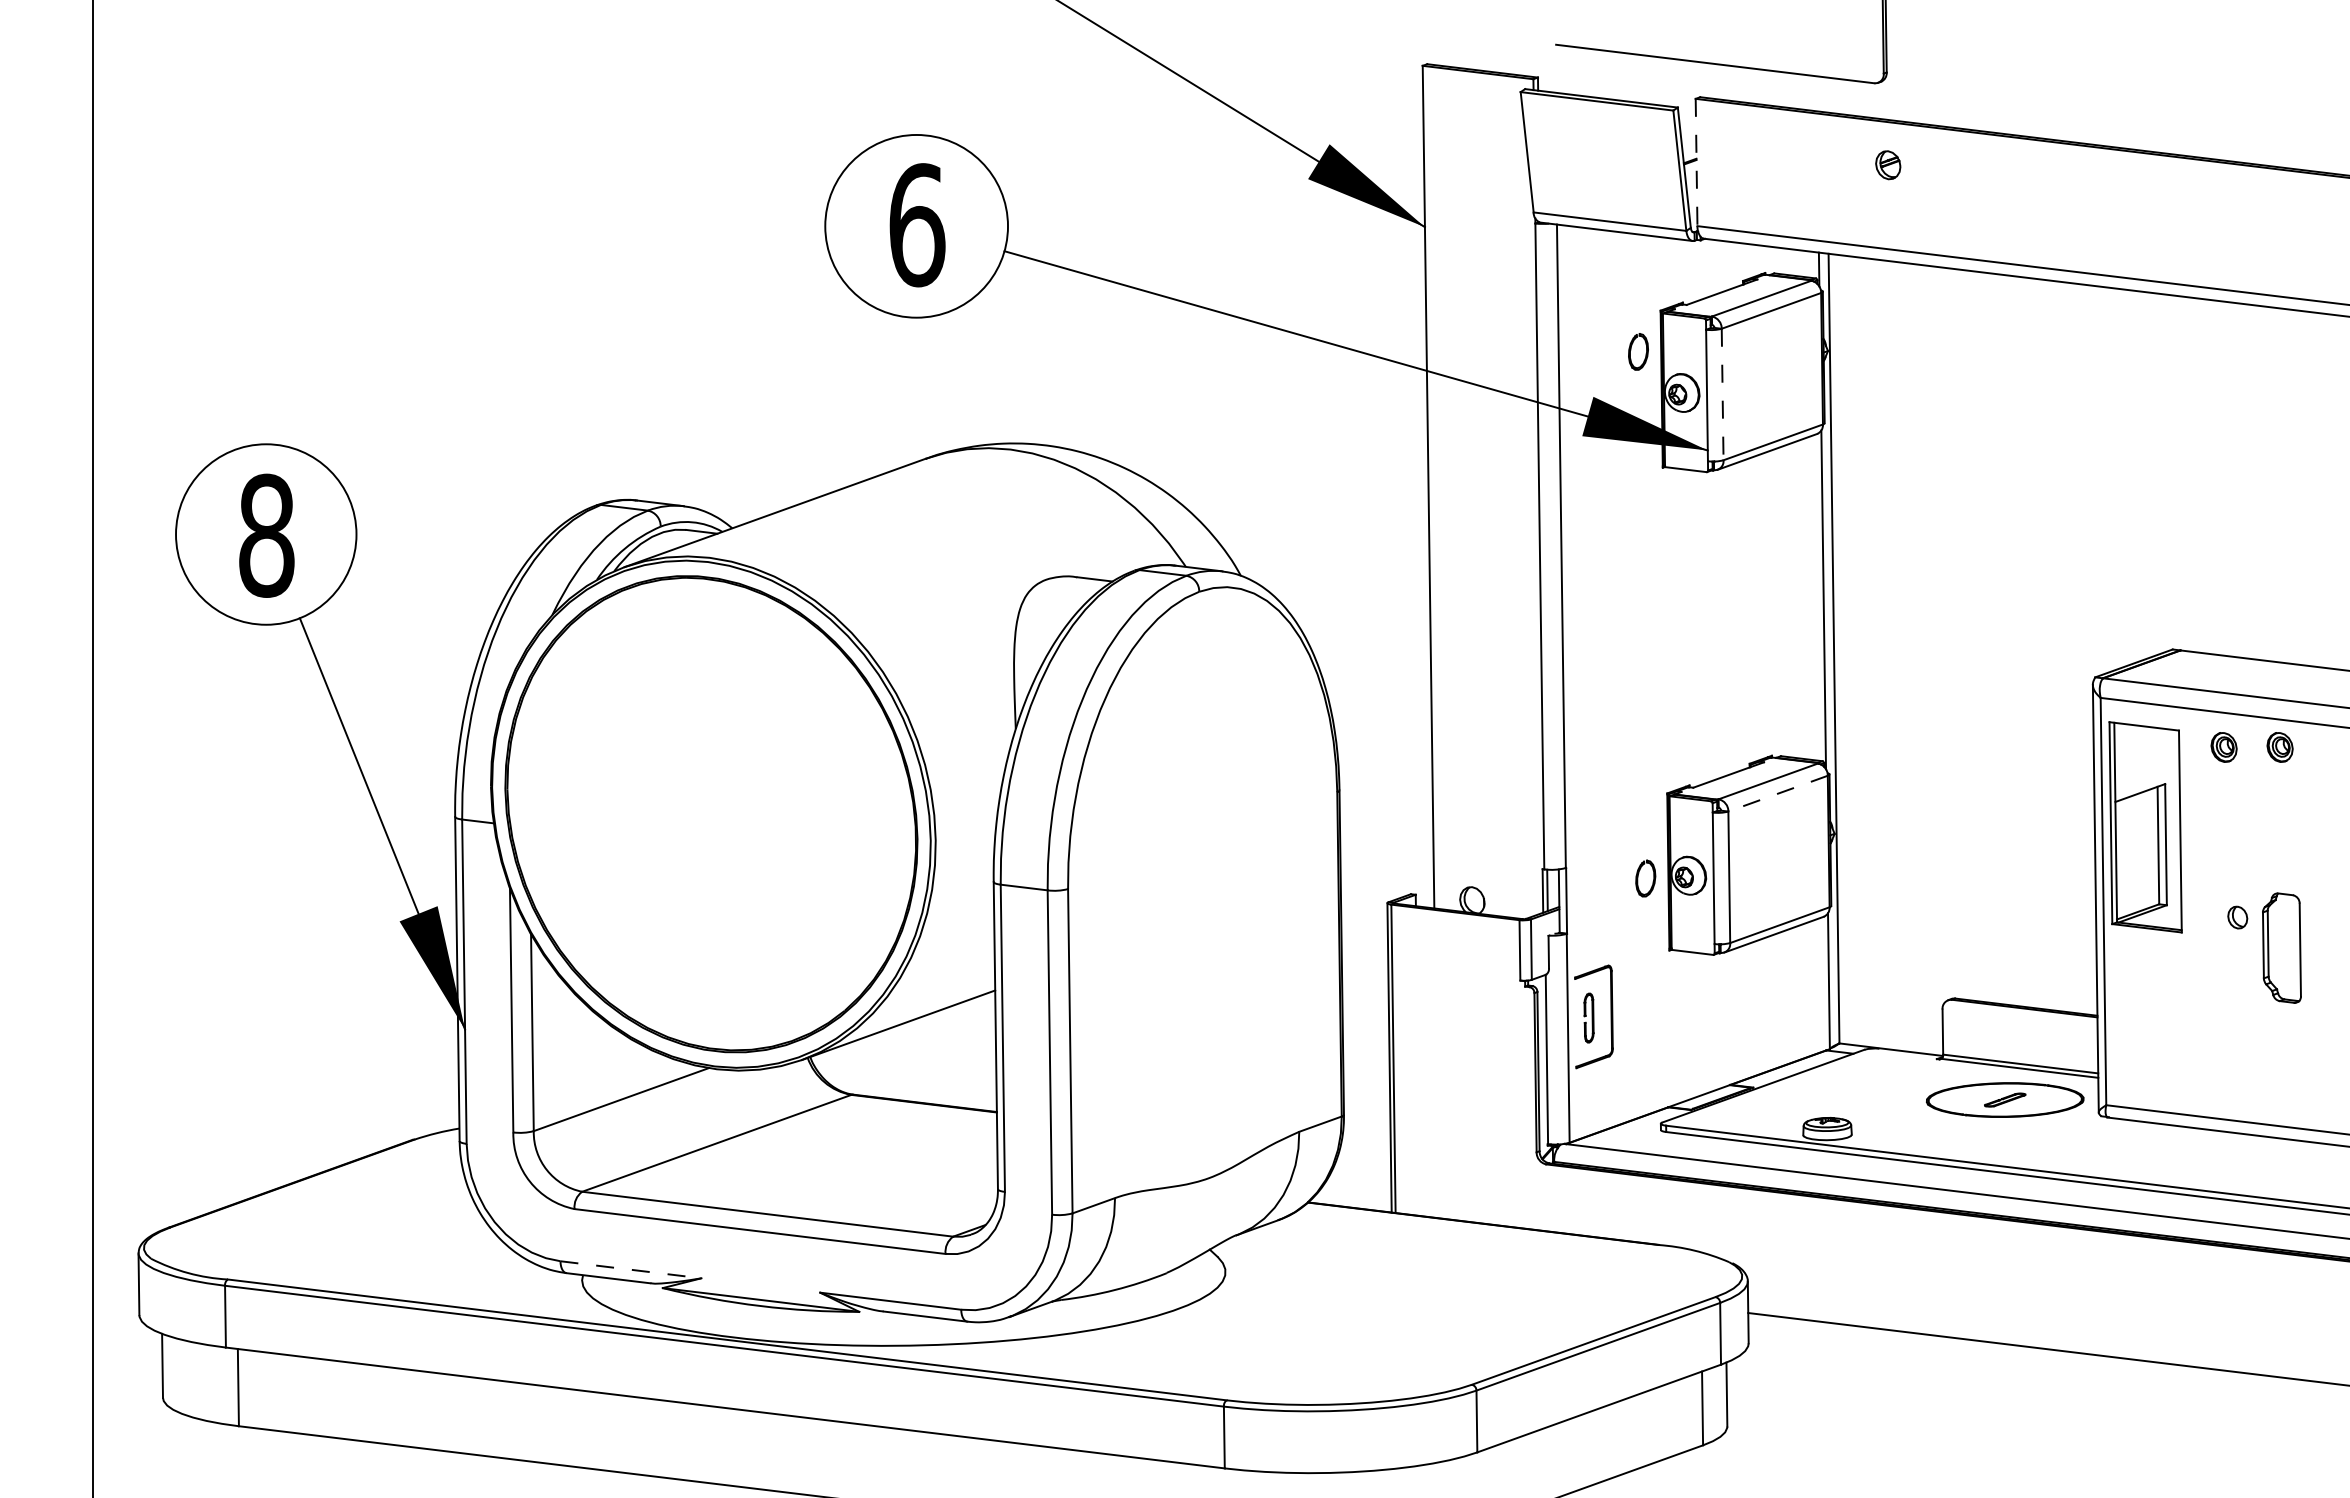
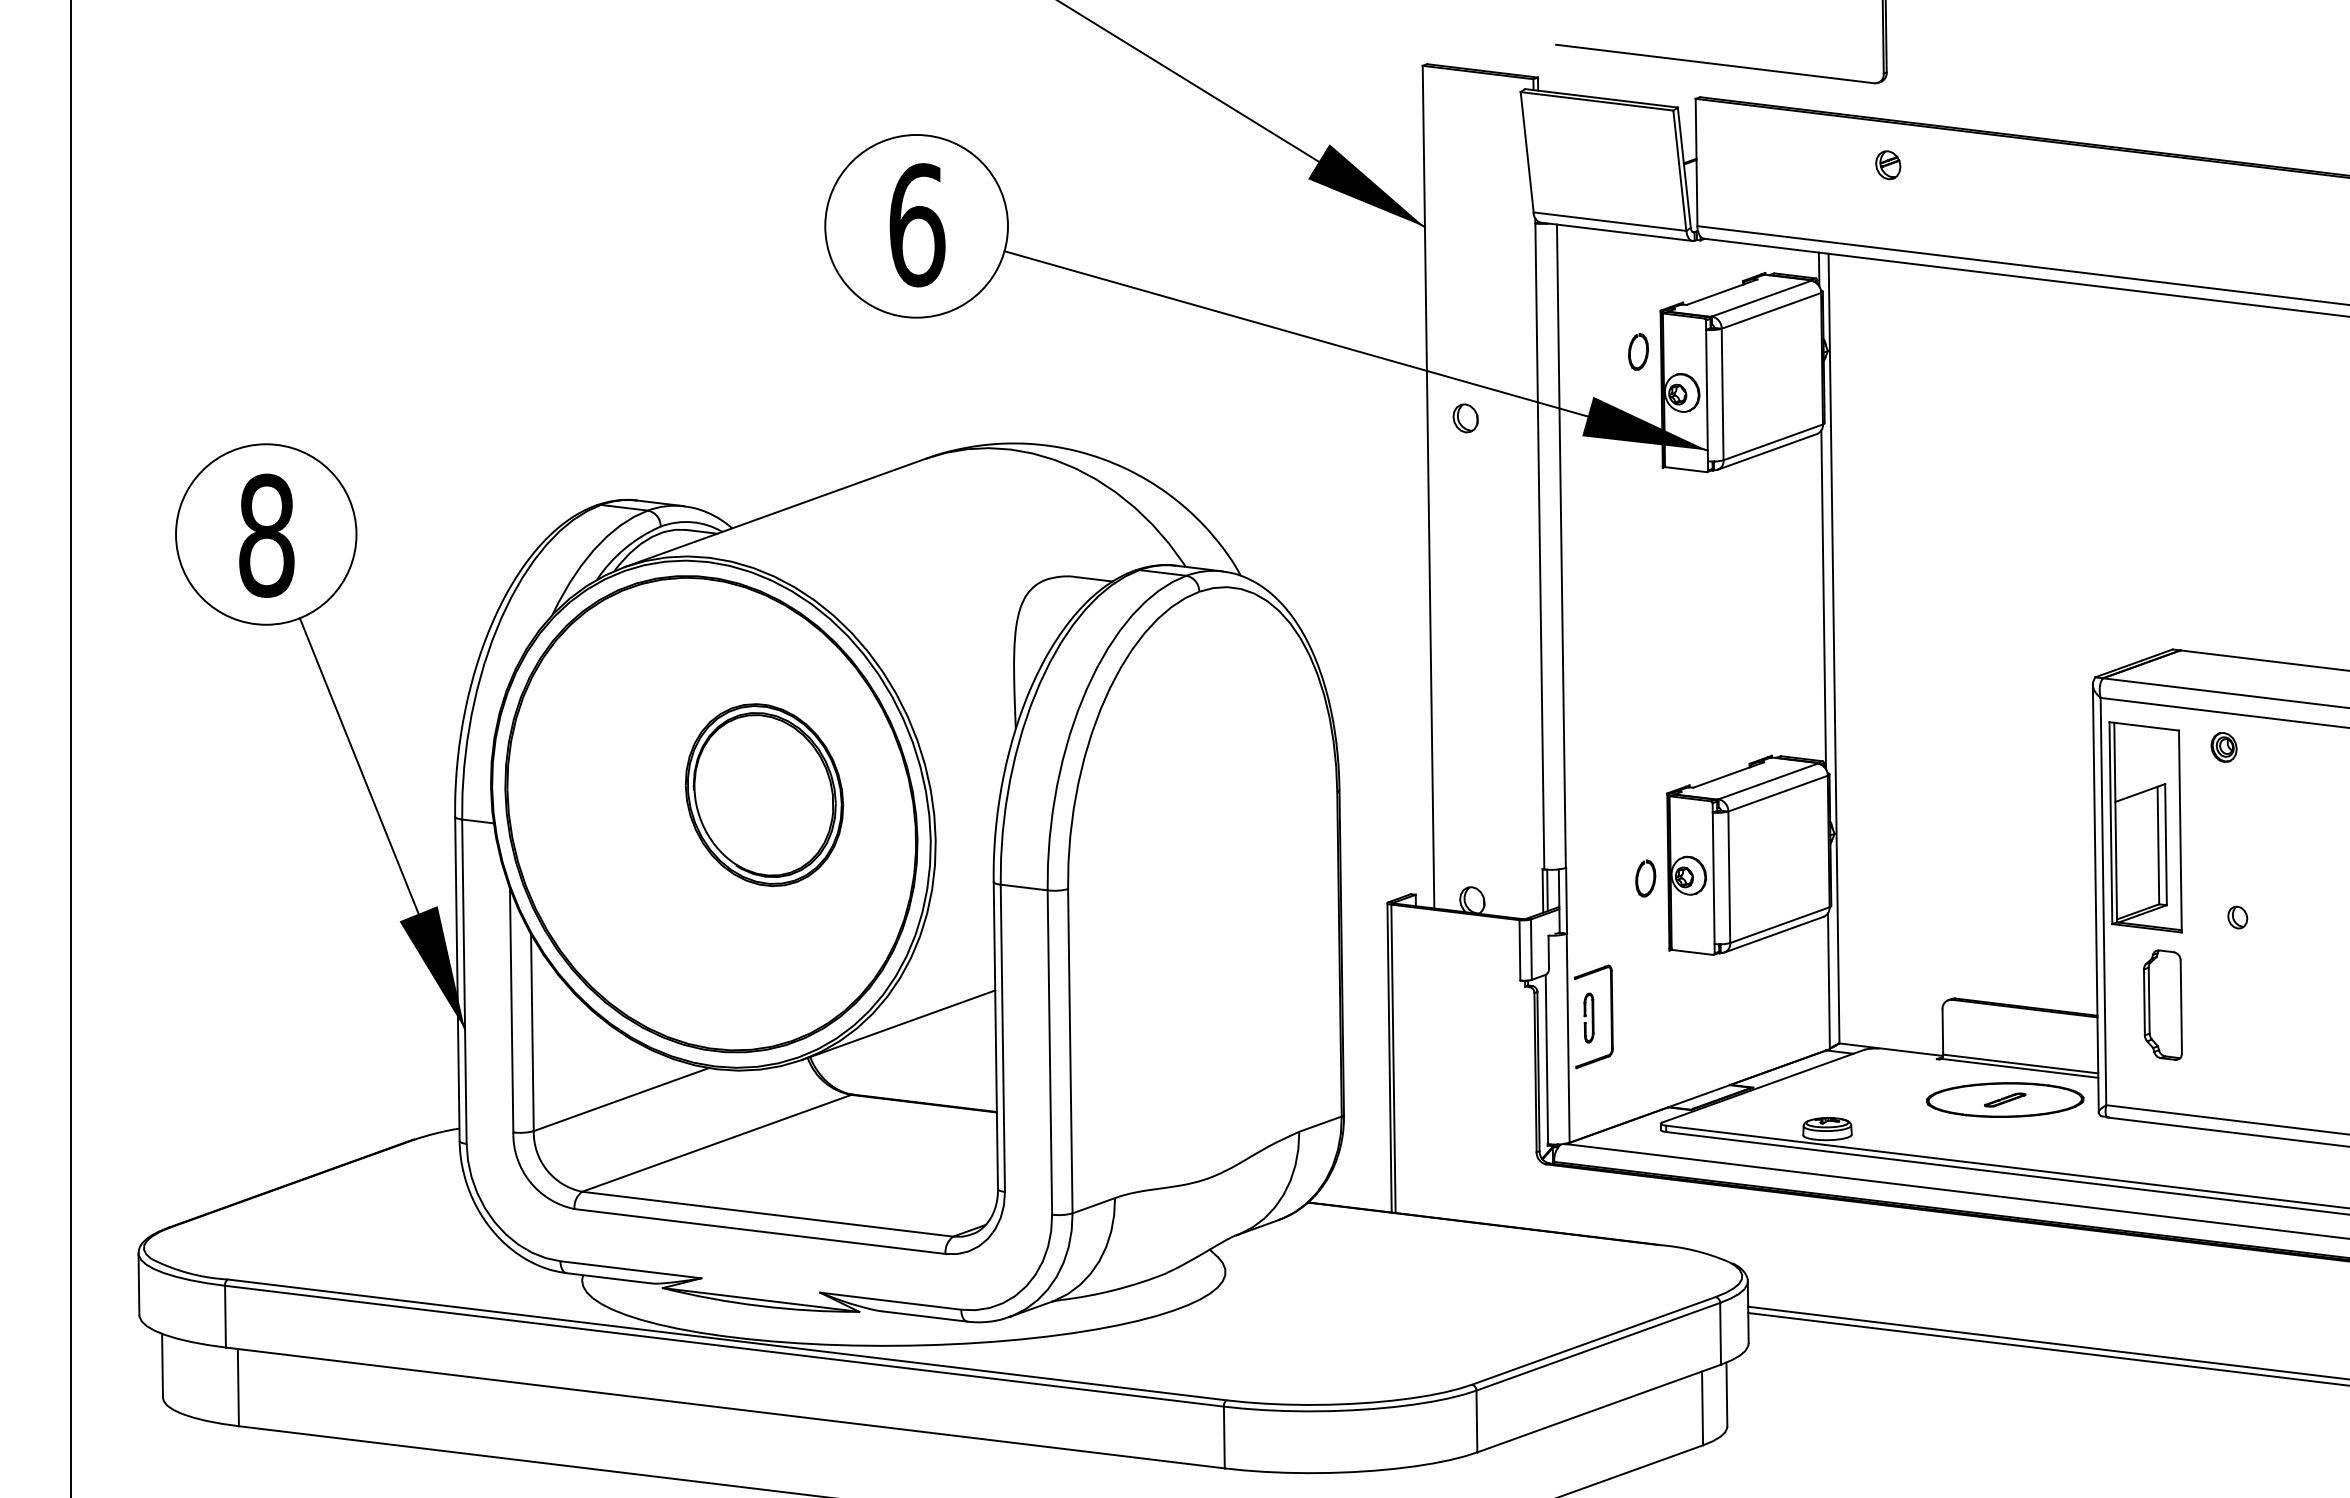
line: dashed -> solid (1696, 162)
line: dashed -> solid (1722, 394)
part: none -> present (1465, 418)
part: present -> none (2279, 747)
line position: (92, 748) -> (70, 748) (70, 748)
line: dashed -> solid (1778, 793)
part: none -> present (764, 794)
part position: (2281, 947) -> (2162, 1004) (2162, 1004)
line: dashed -> solid (630, 1269)
line: none -> present (2047, 1342)
